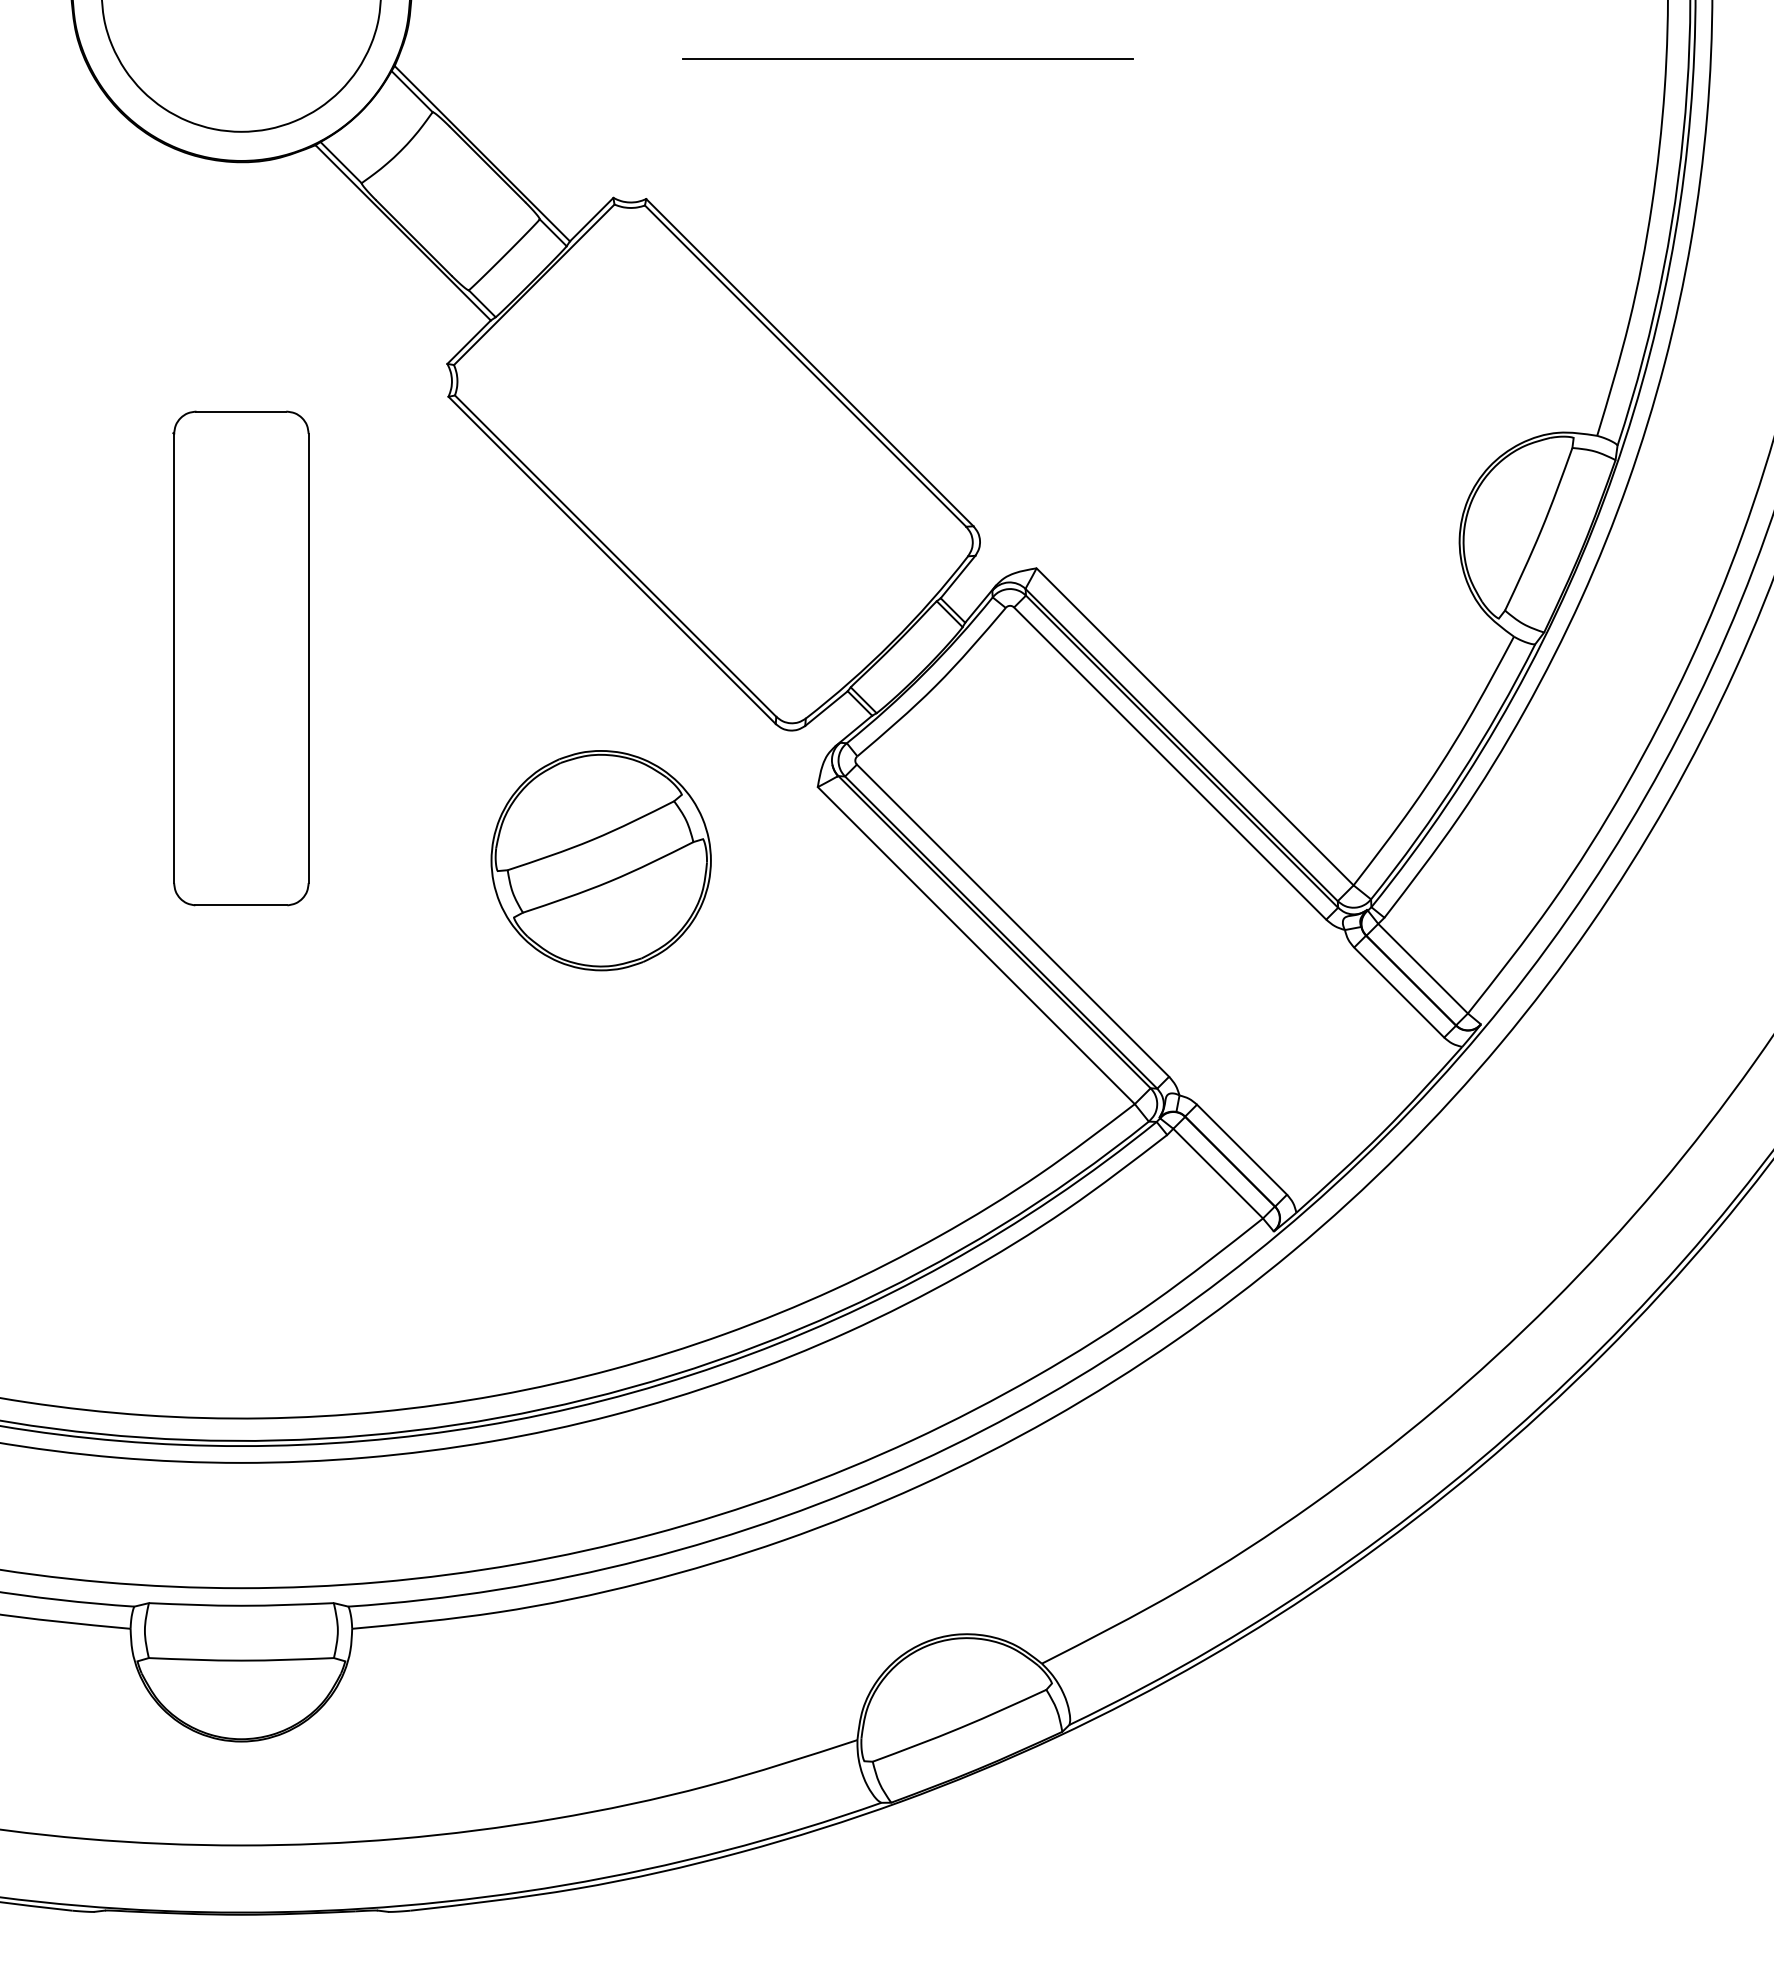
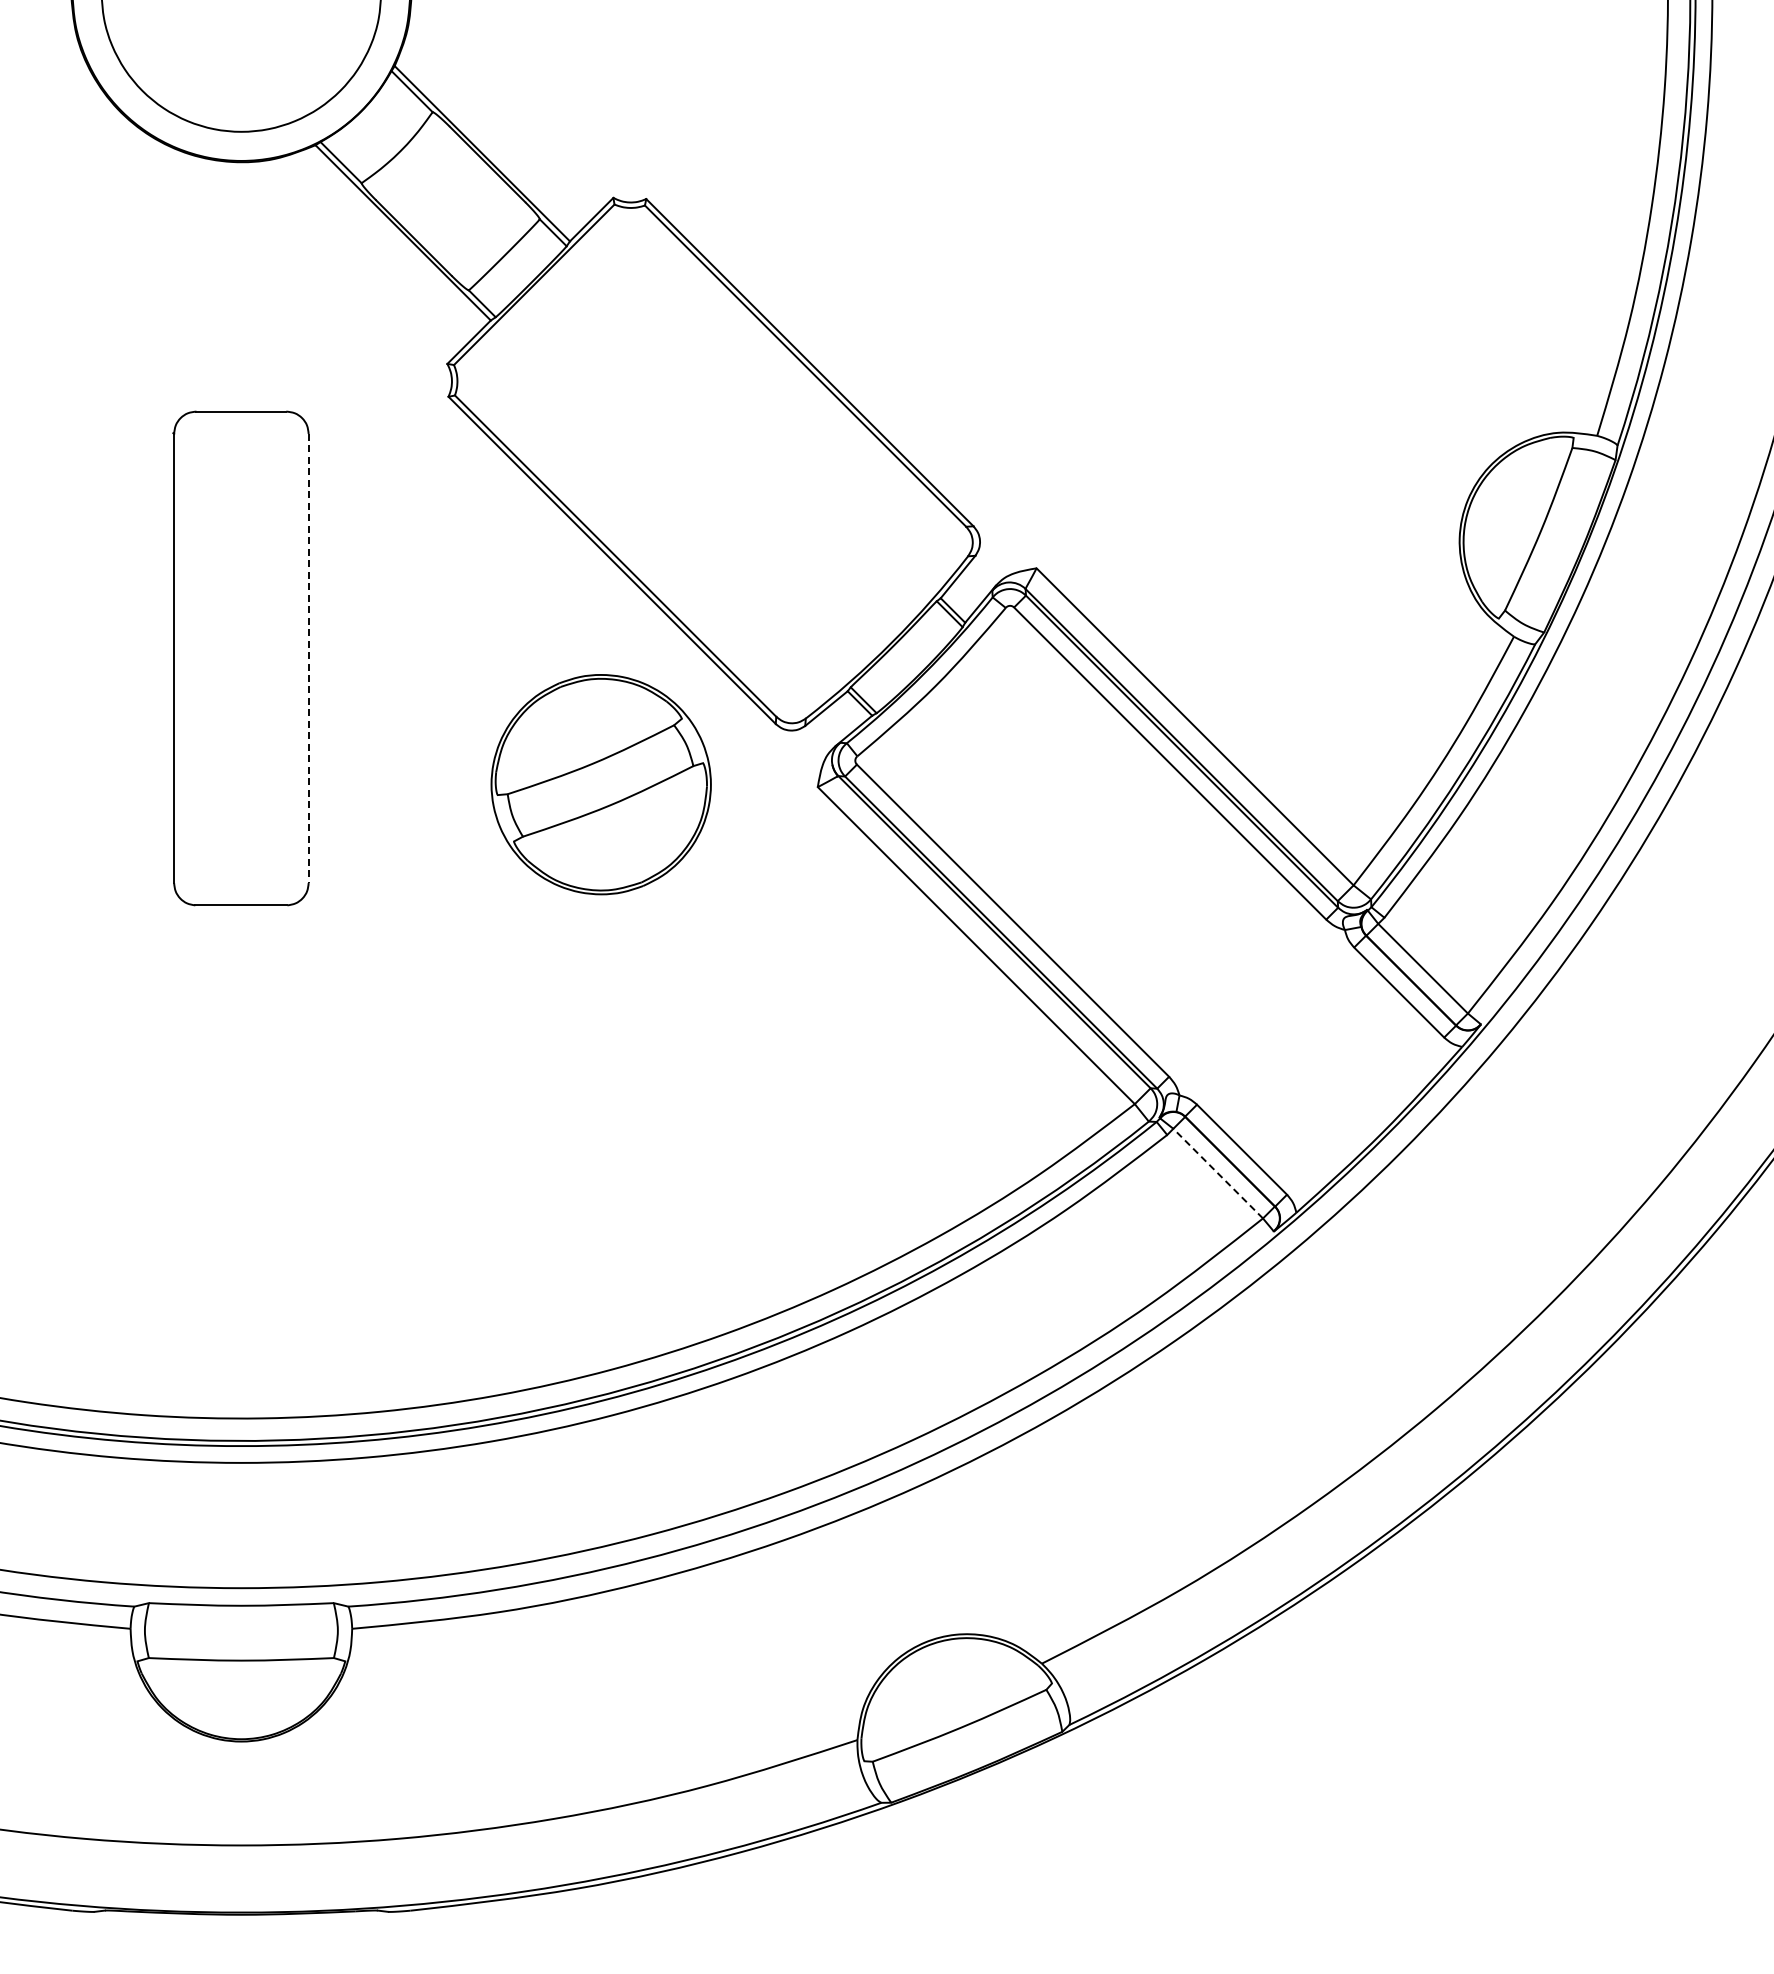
line: present -> none (907, 59)
line: solid -> dashed (308, 658)
part position: (600, 860) -> (600, 784) (600, 784)
line: solid -> dashed (1217, 1173)
